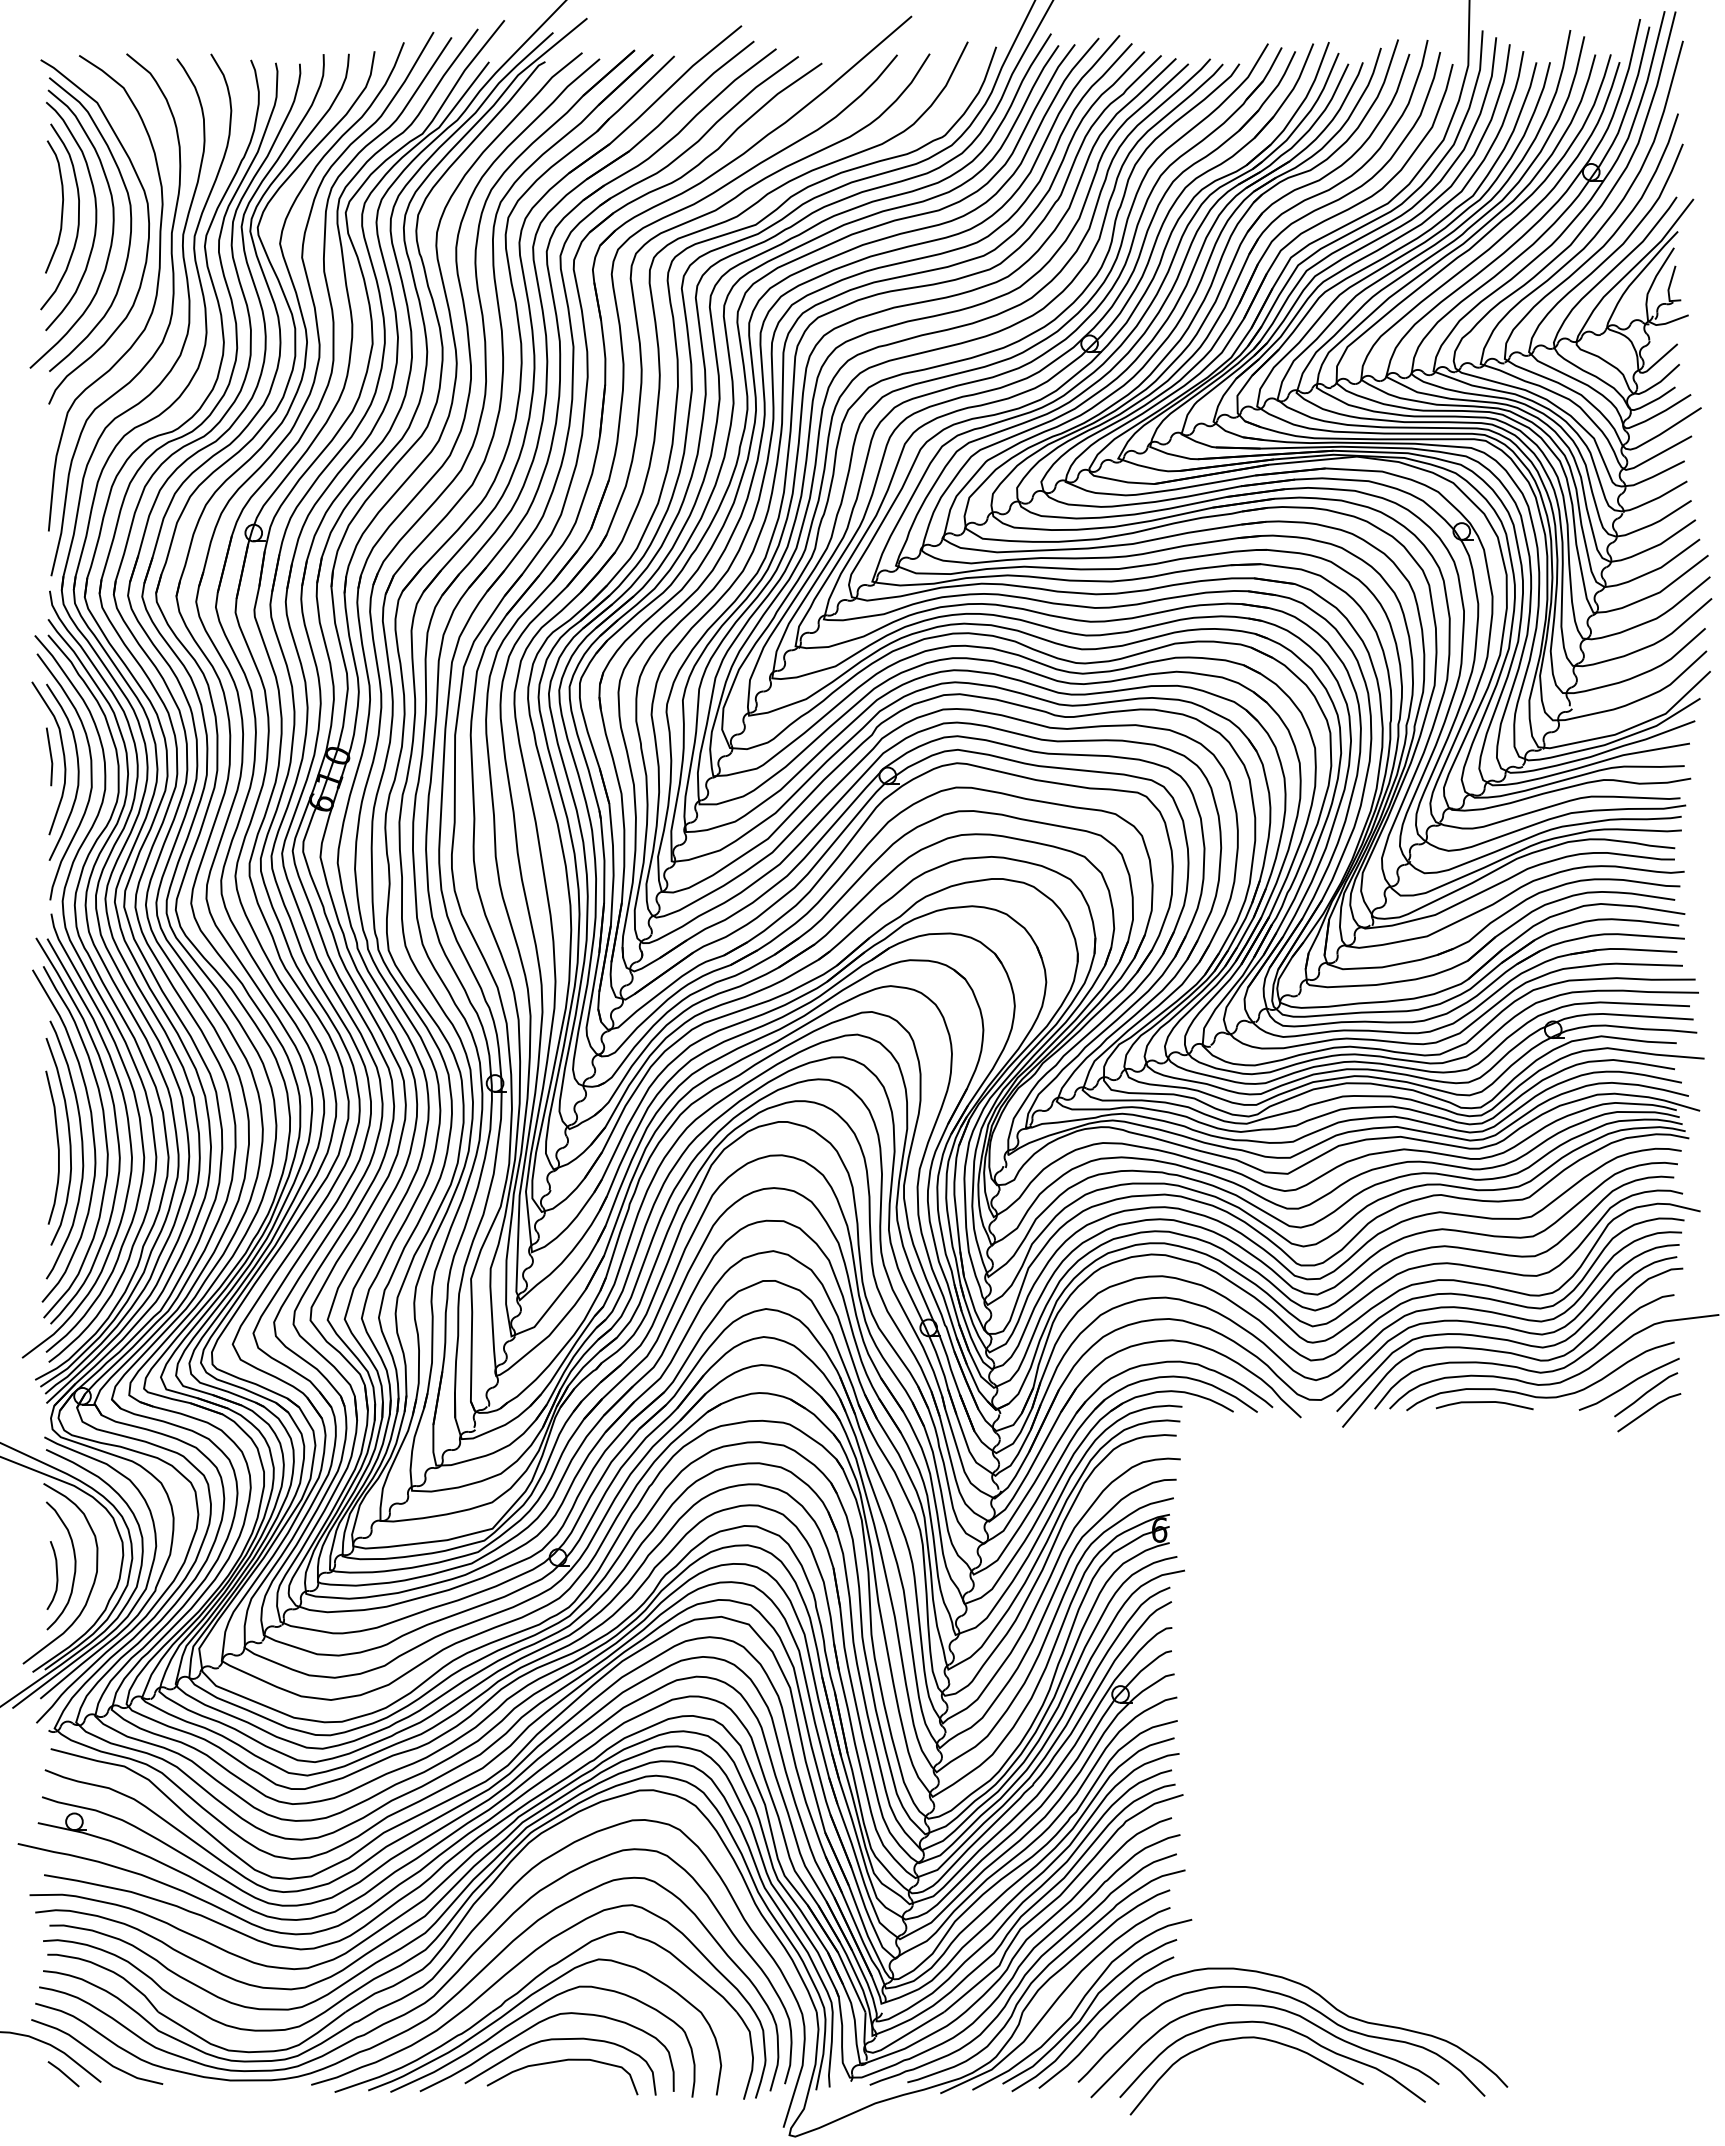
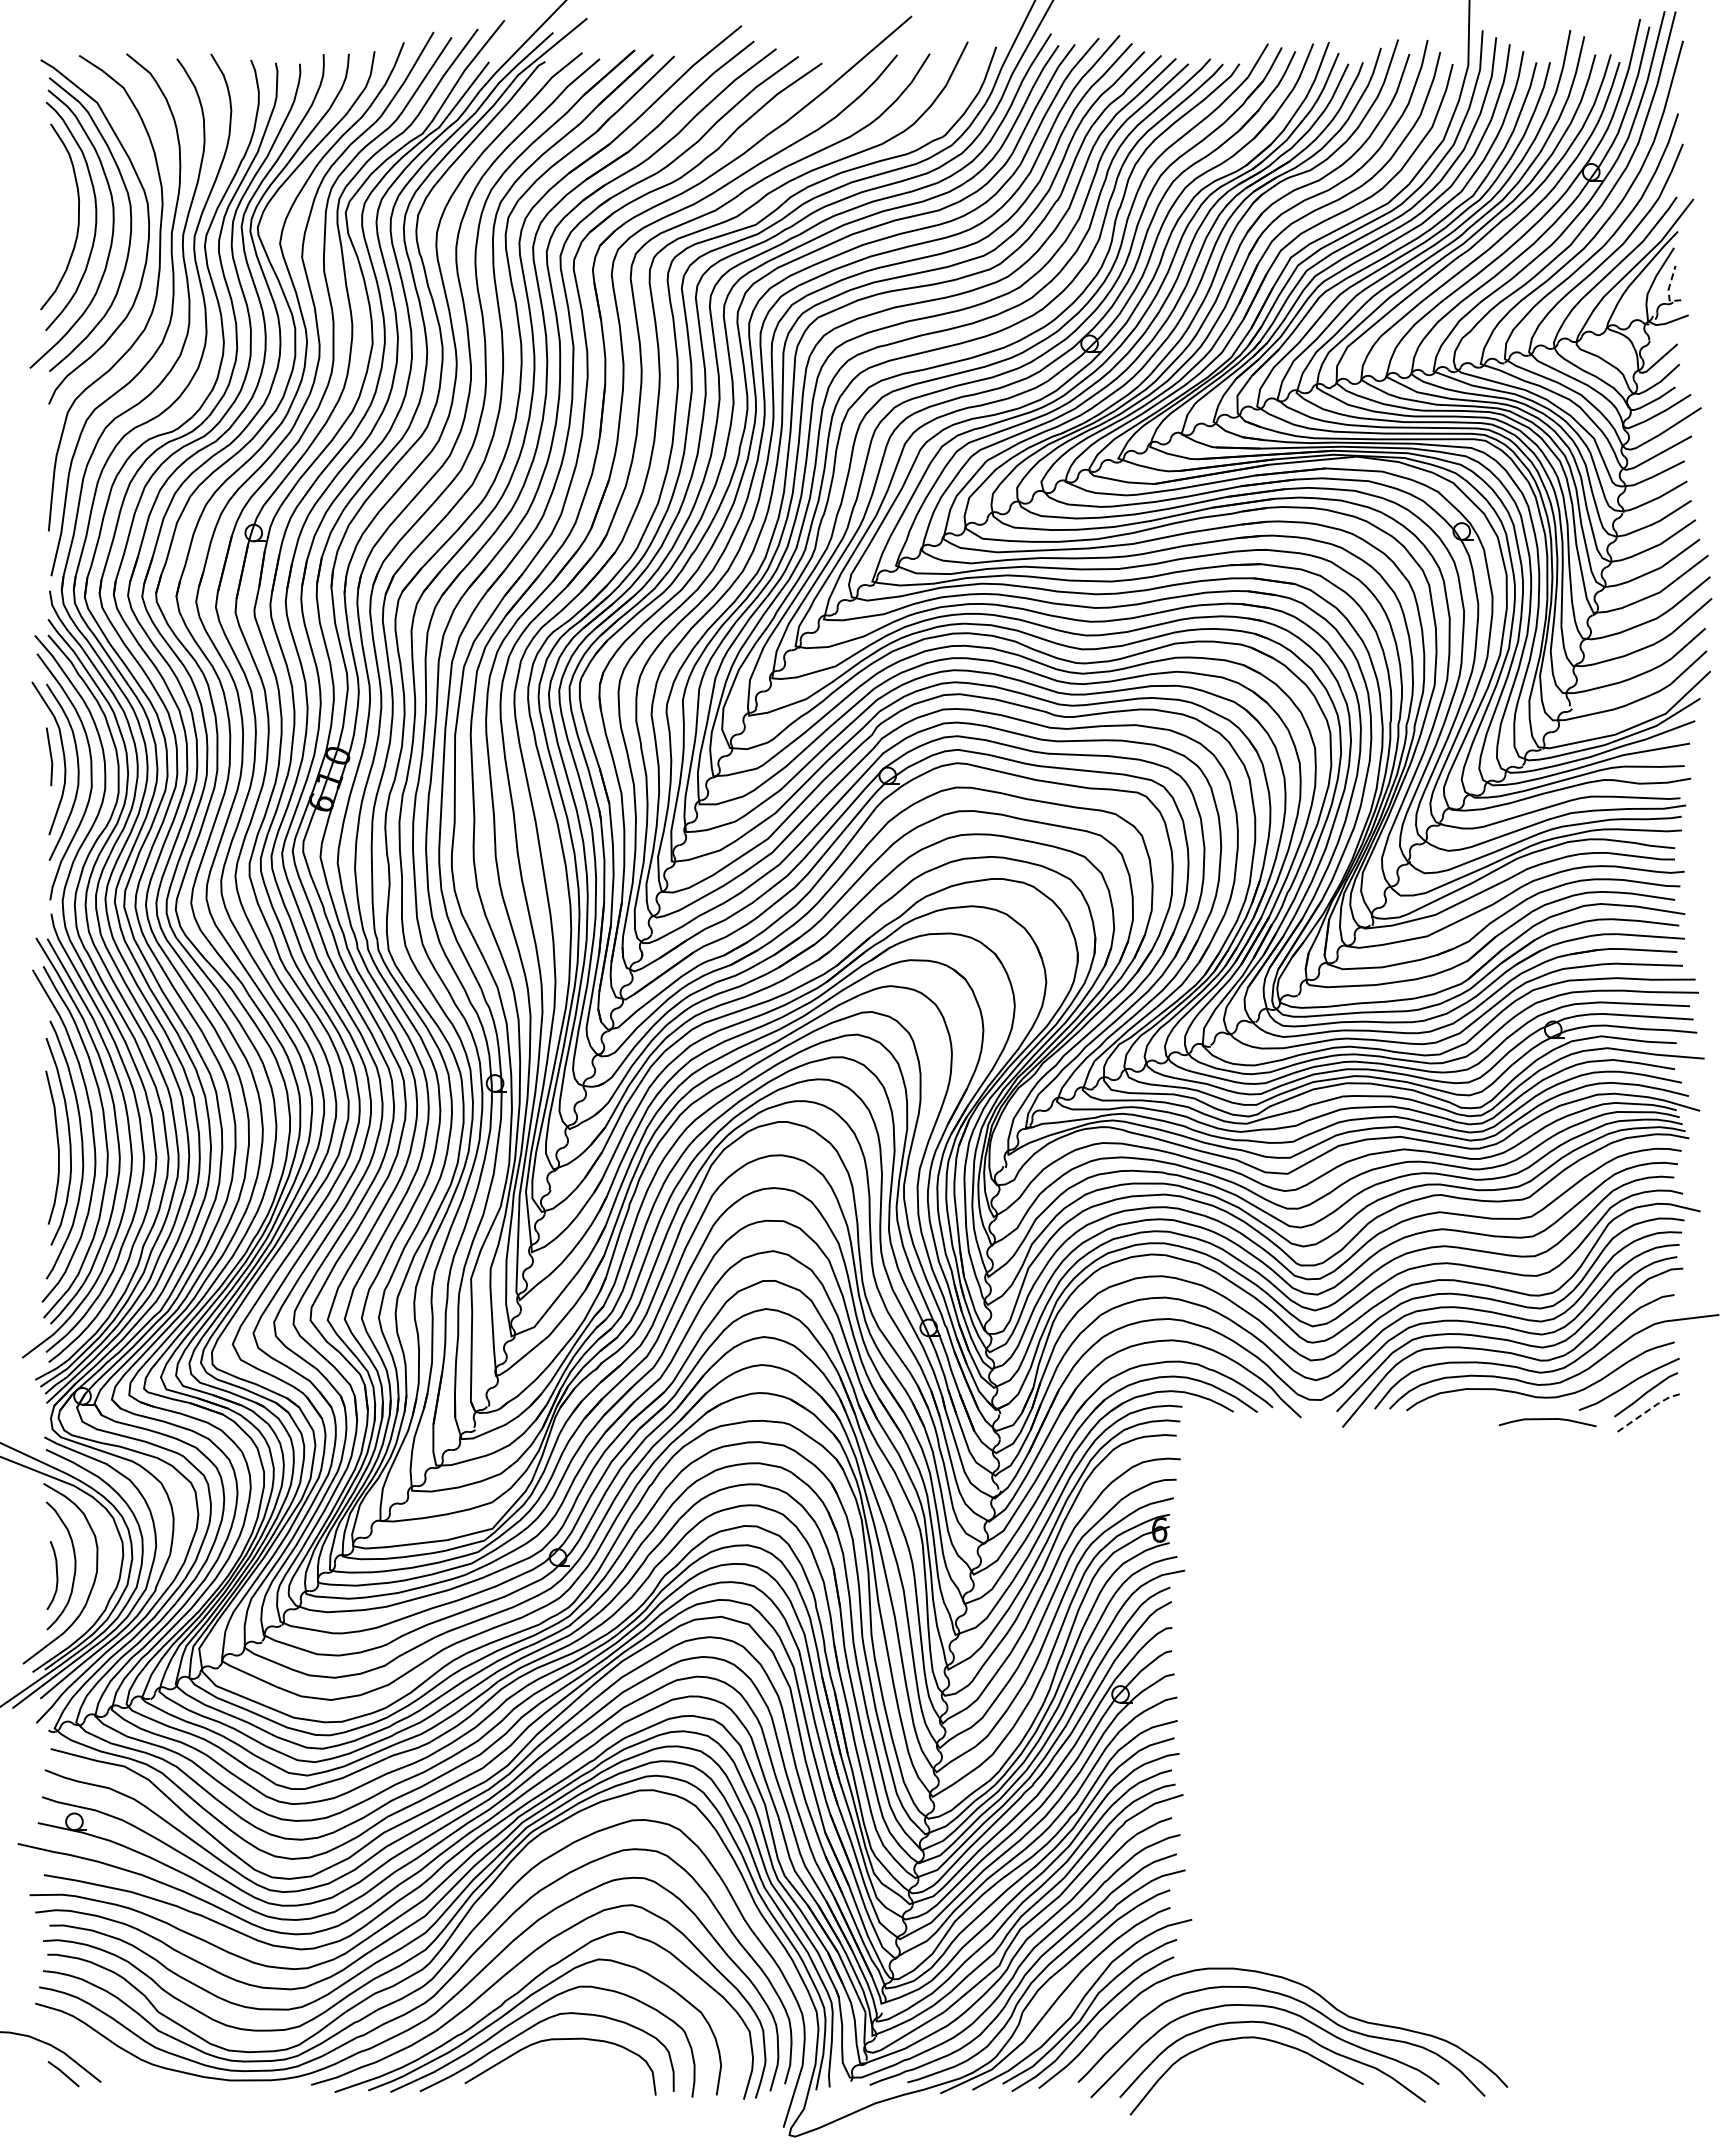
curve: present -> none (61, 206)
line: solid -> dashed (1668, 290)
curve position: (1484, 1402) -> (1547, 1419) (1547, 1419)
line: solid -> dashed (1649, 1409)
curve: present -> none (95, 2052)
curve: present -> none (558, 2062)
